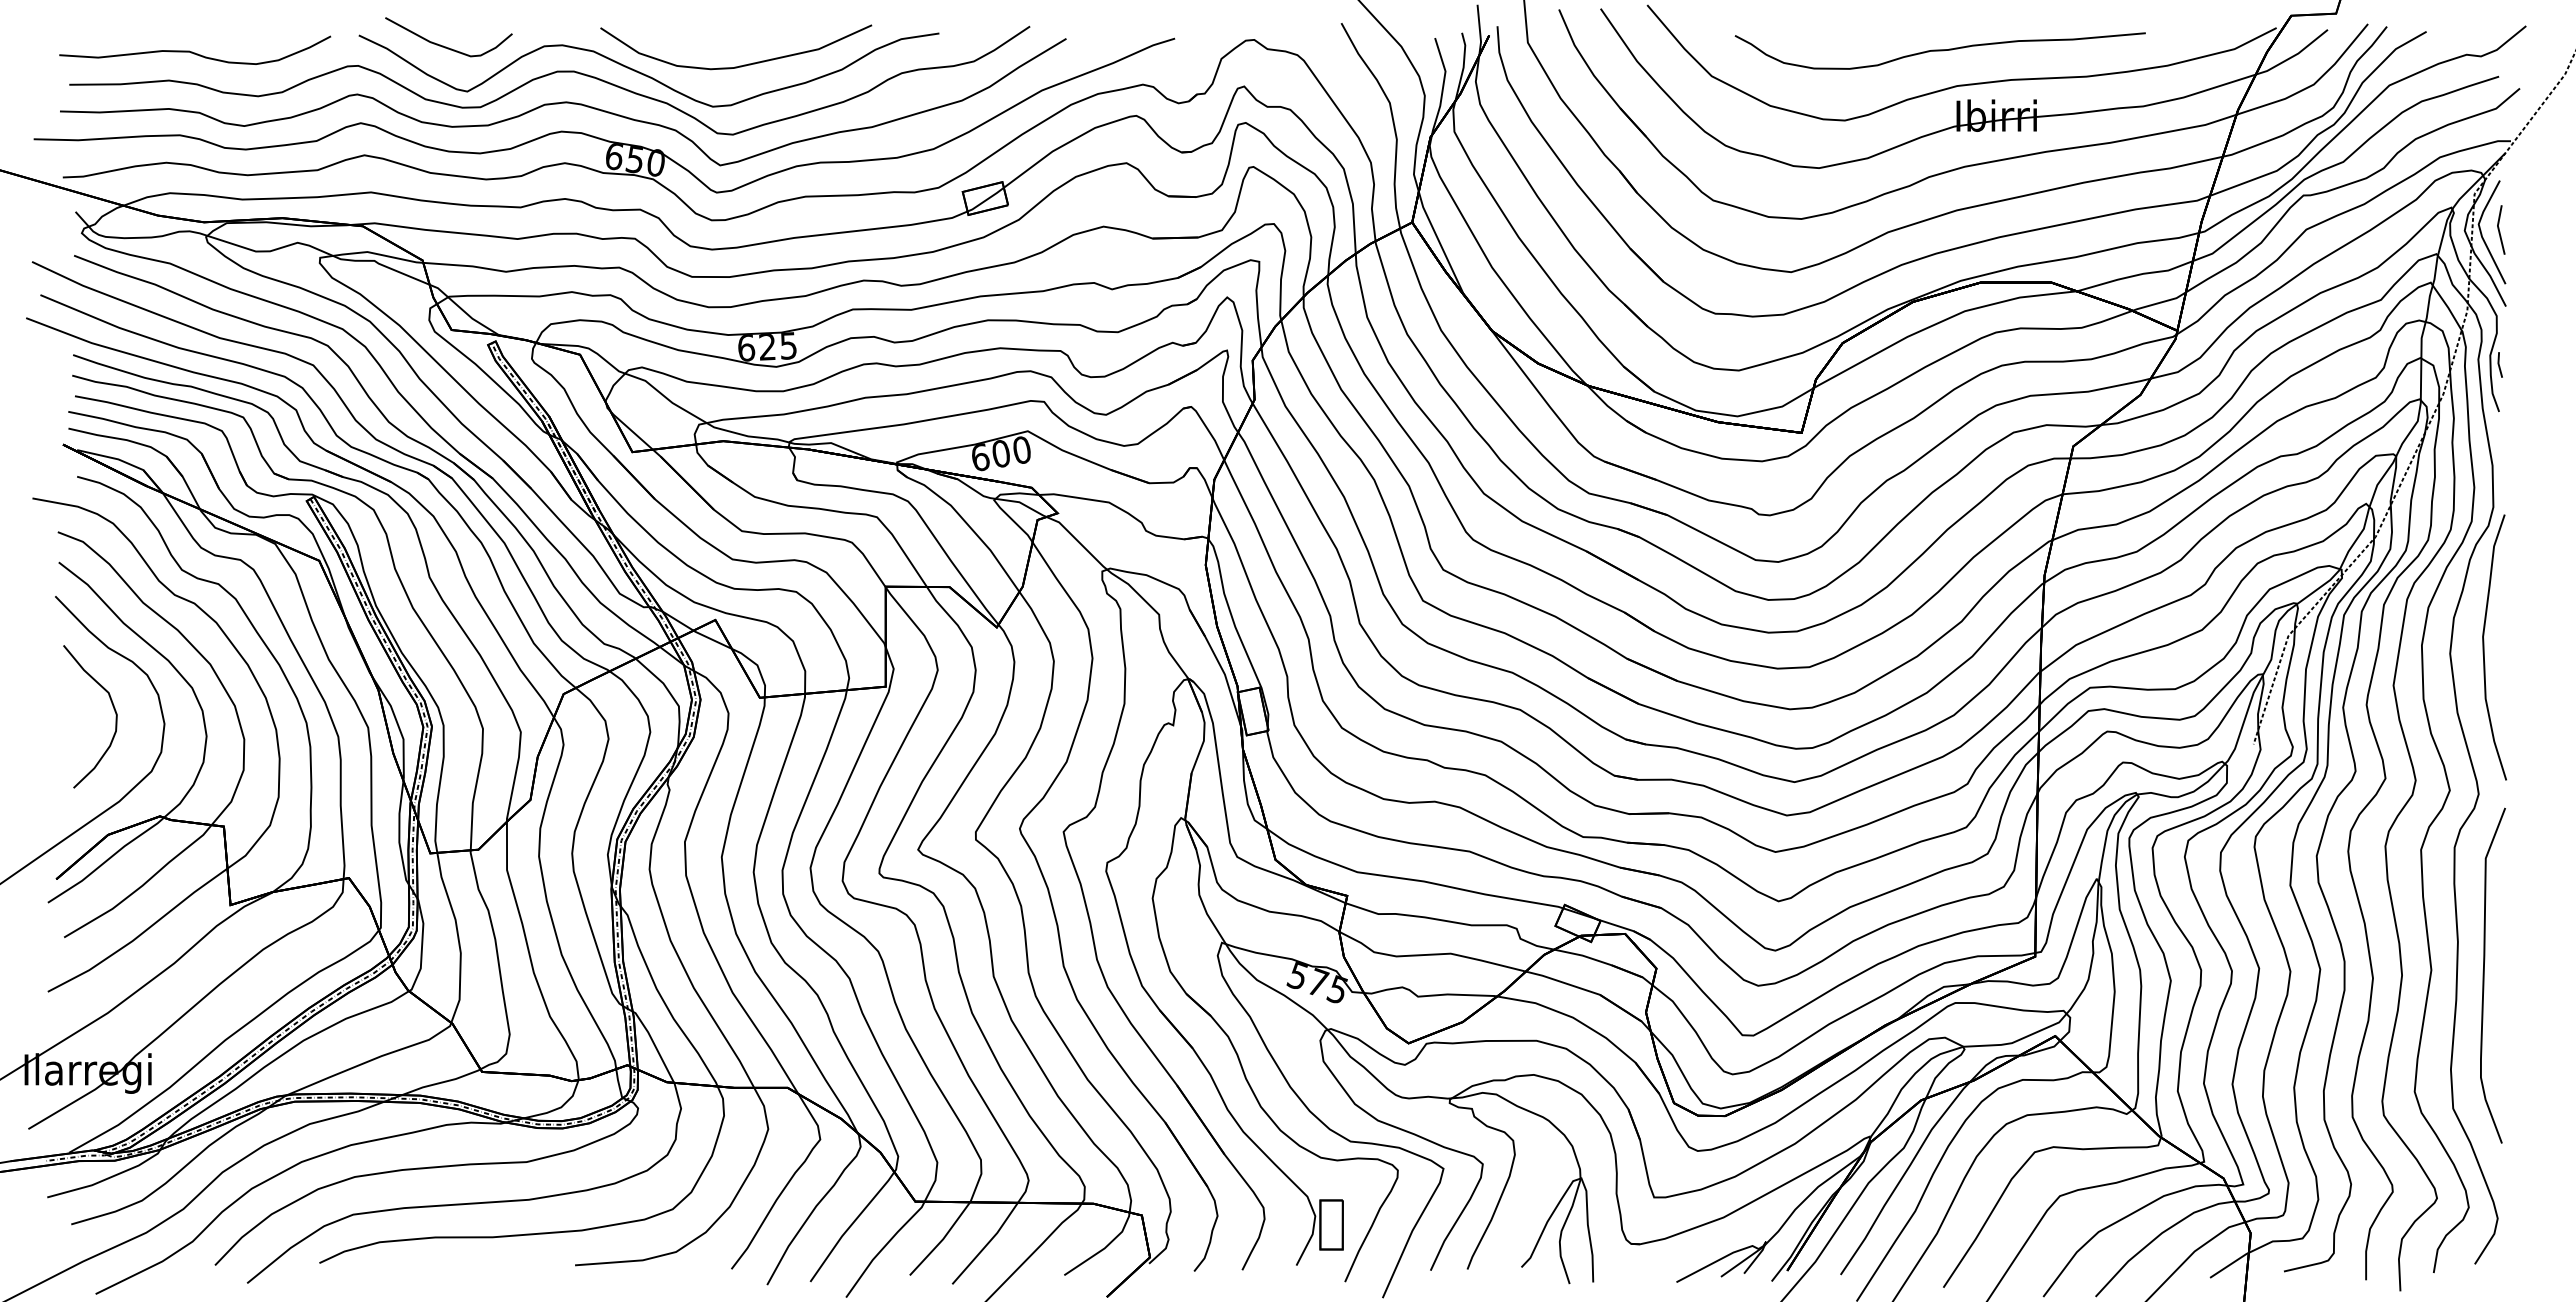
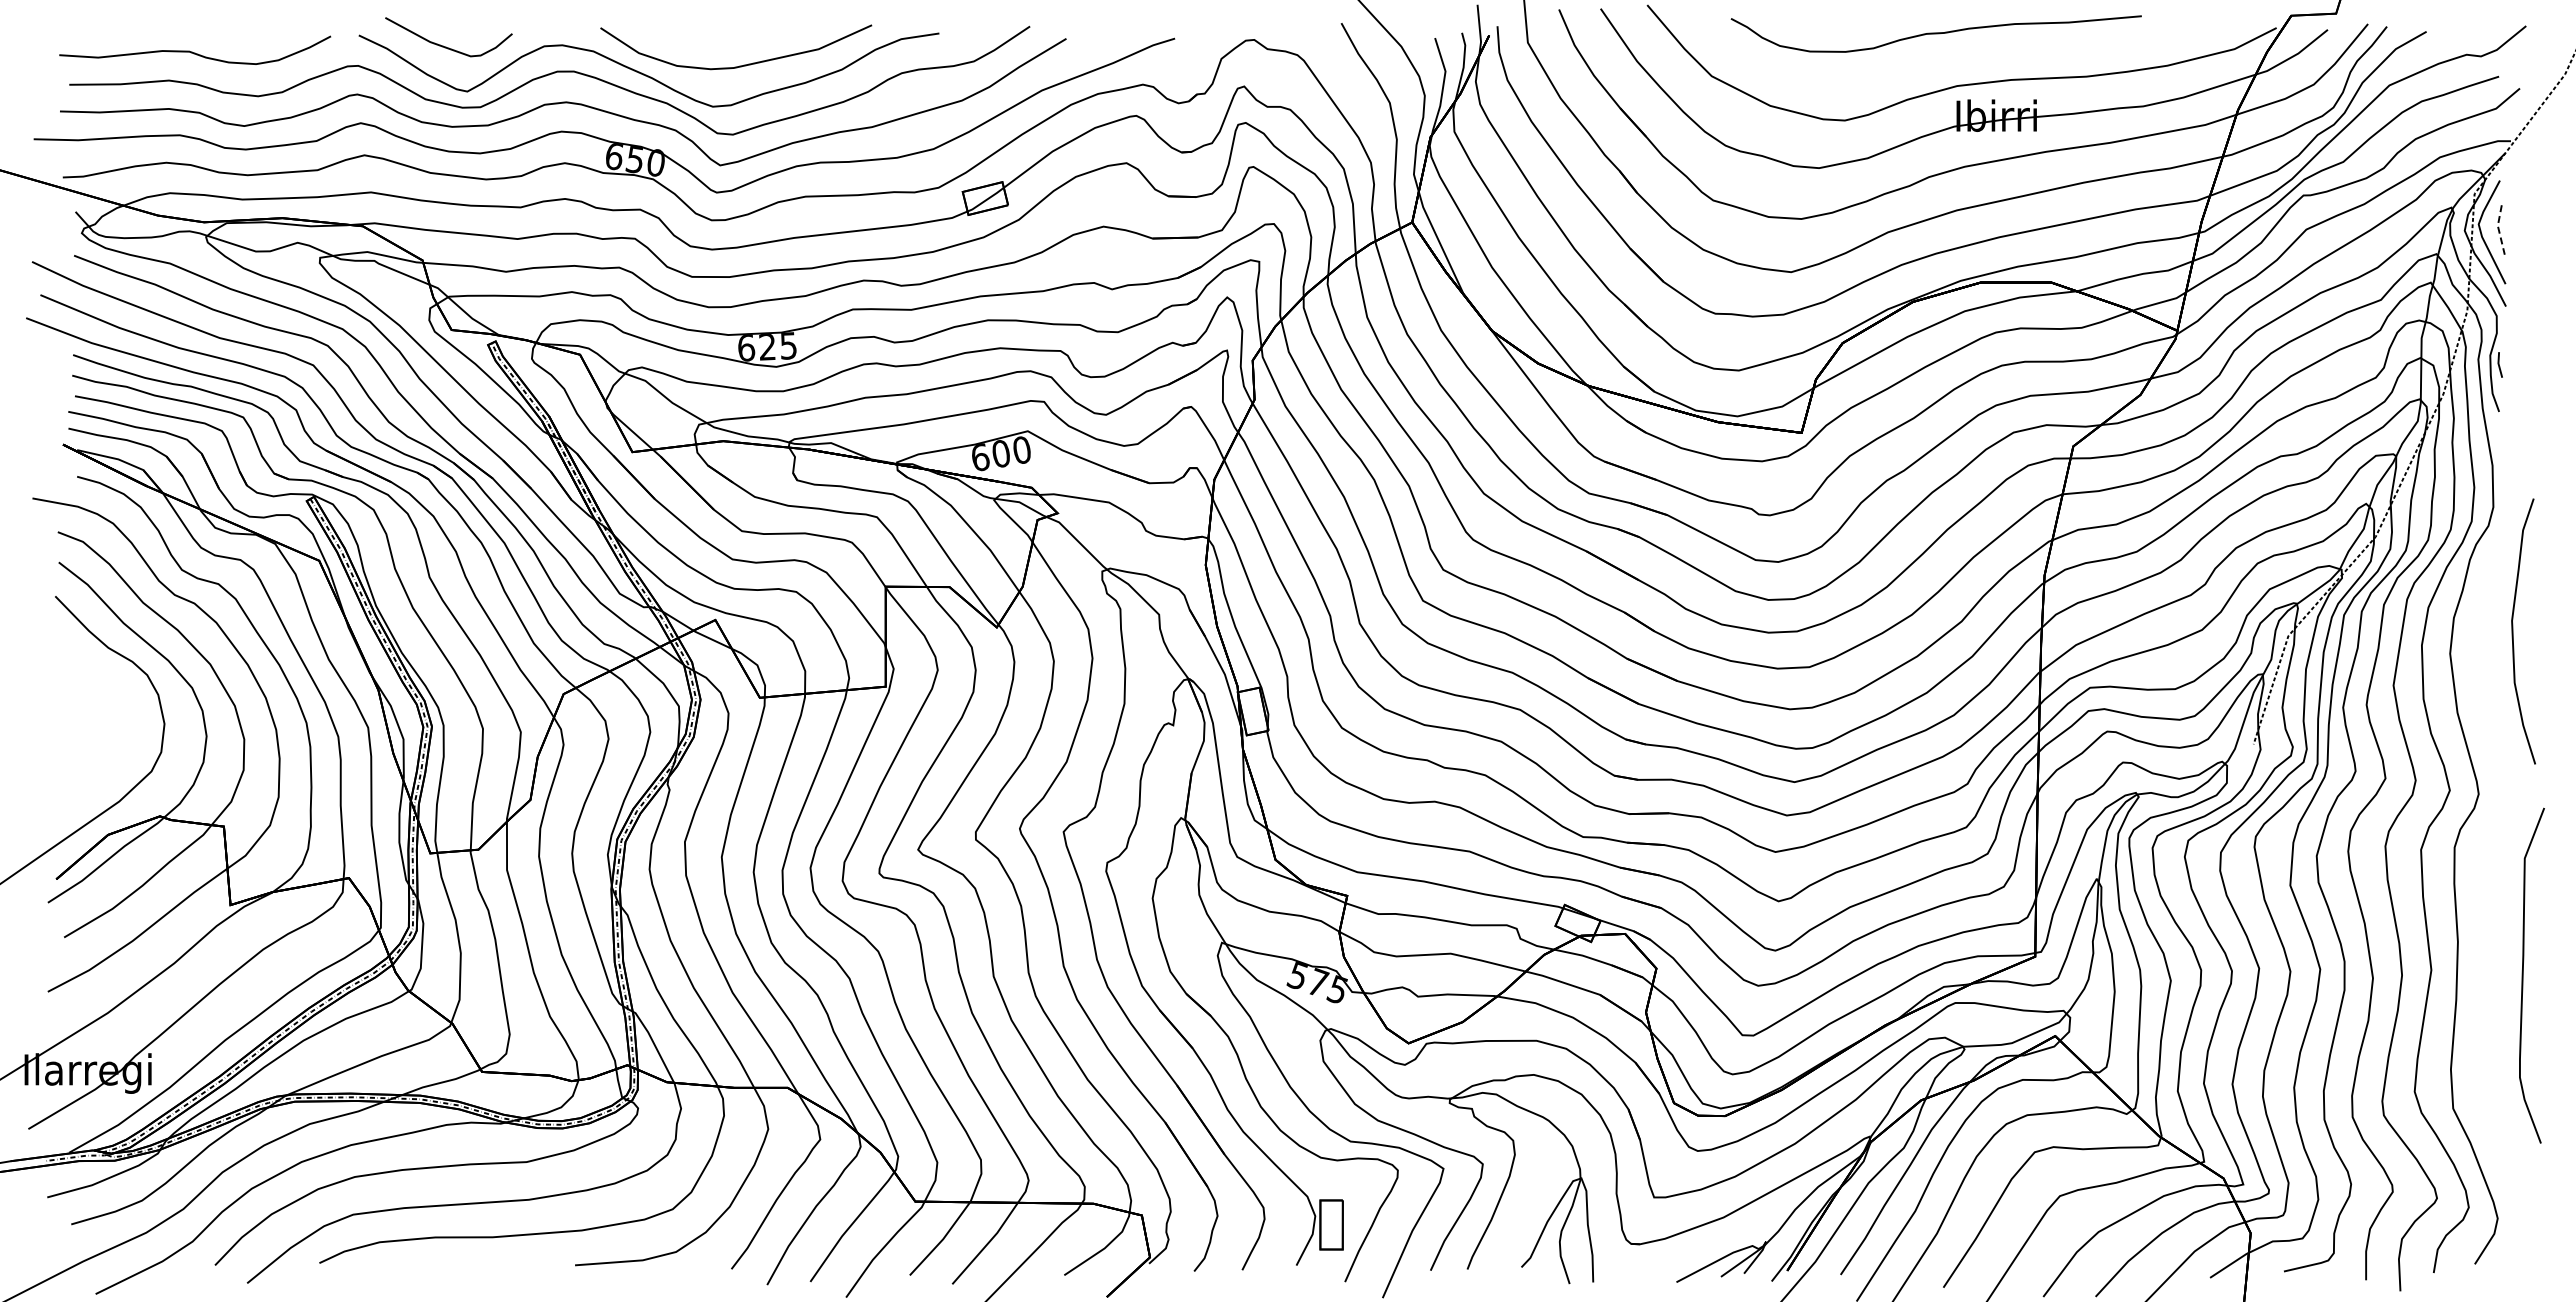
curve position: (1939, 50) -> (1935, 33) (1935, 33)
line: solid -> dashed (2498, 229)
curve position: (2484, 647) -> (2513, 631) (2513, 631)
curve: present -> none (113, 709)
curve position: (2484, 975) -> (2523, 975) (2523, 975)
